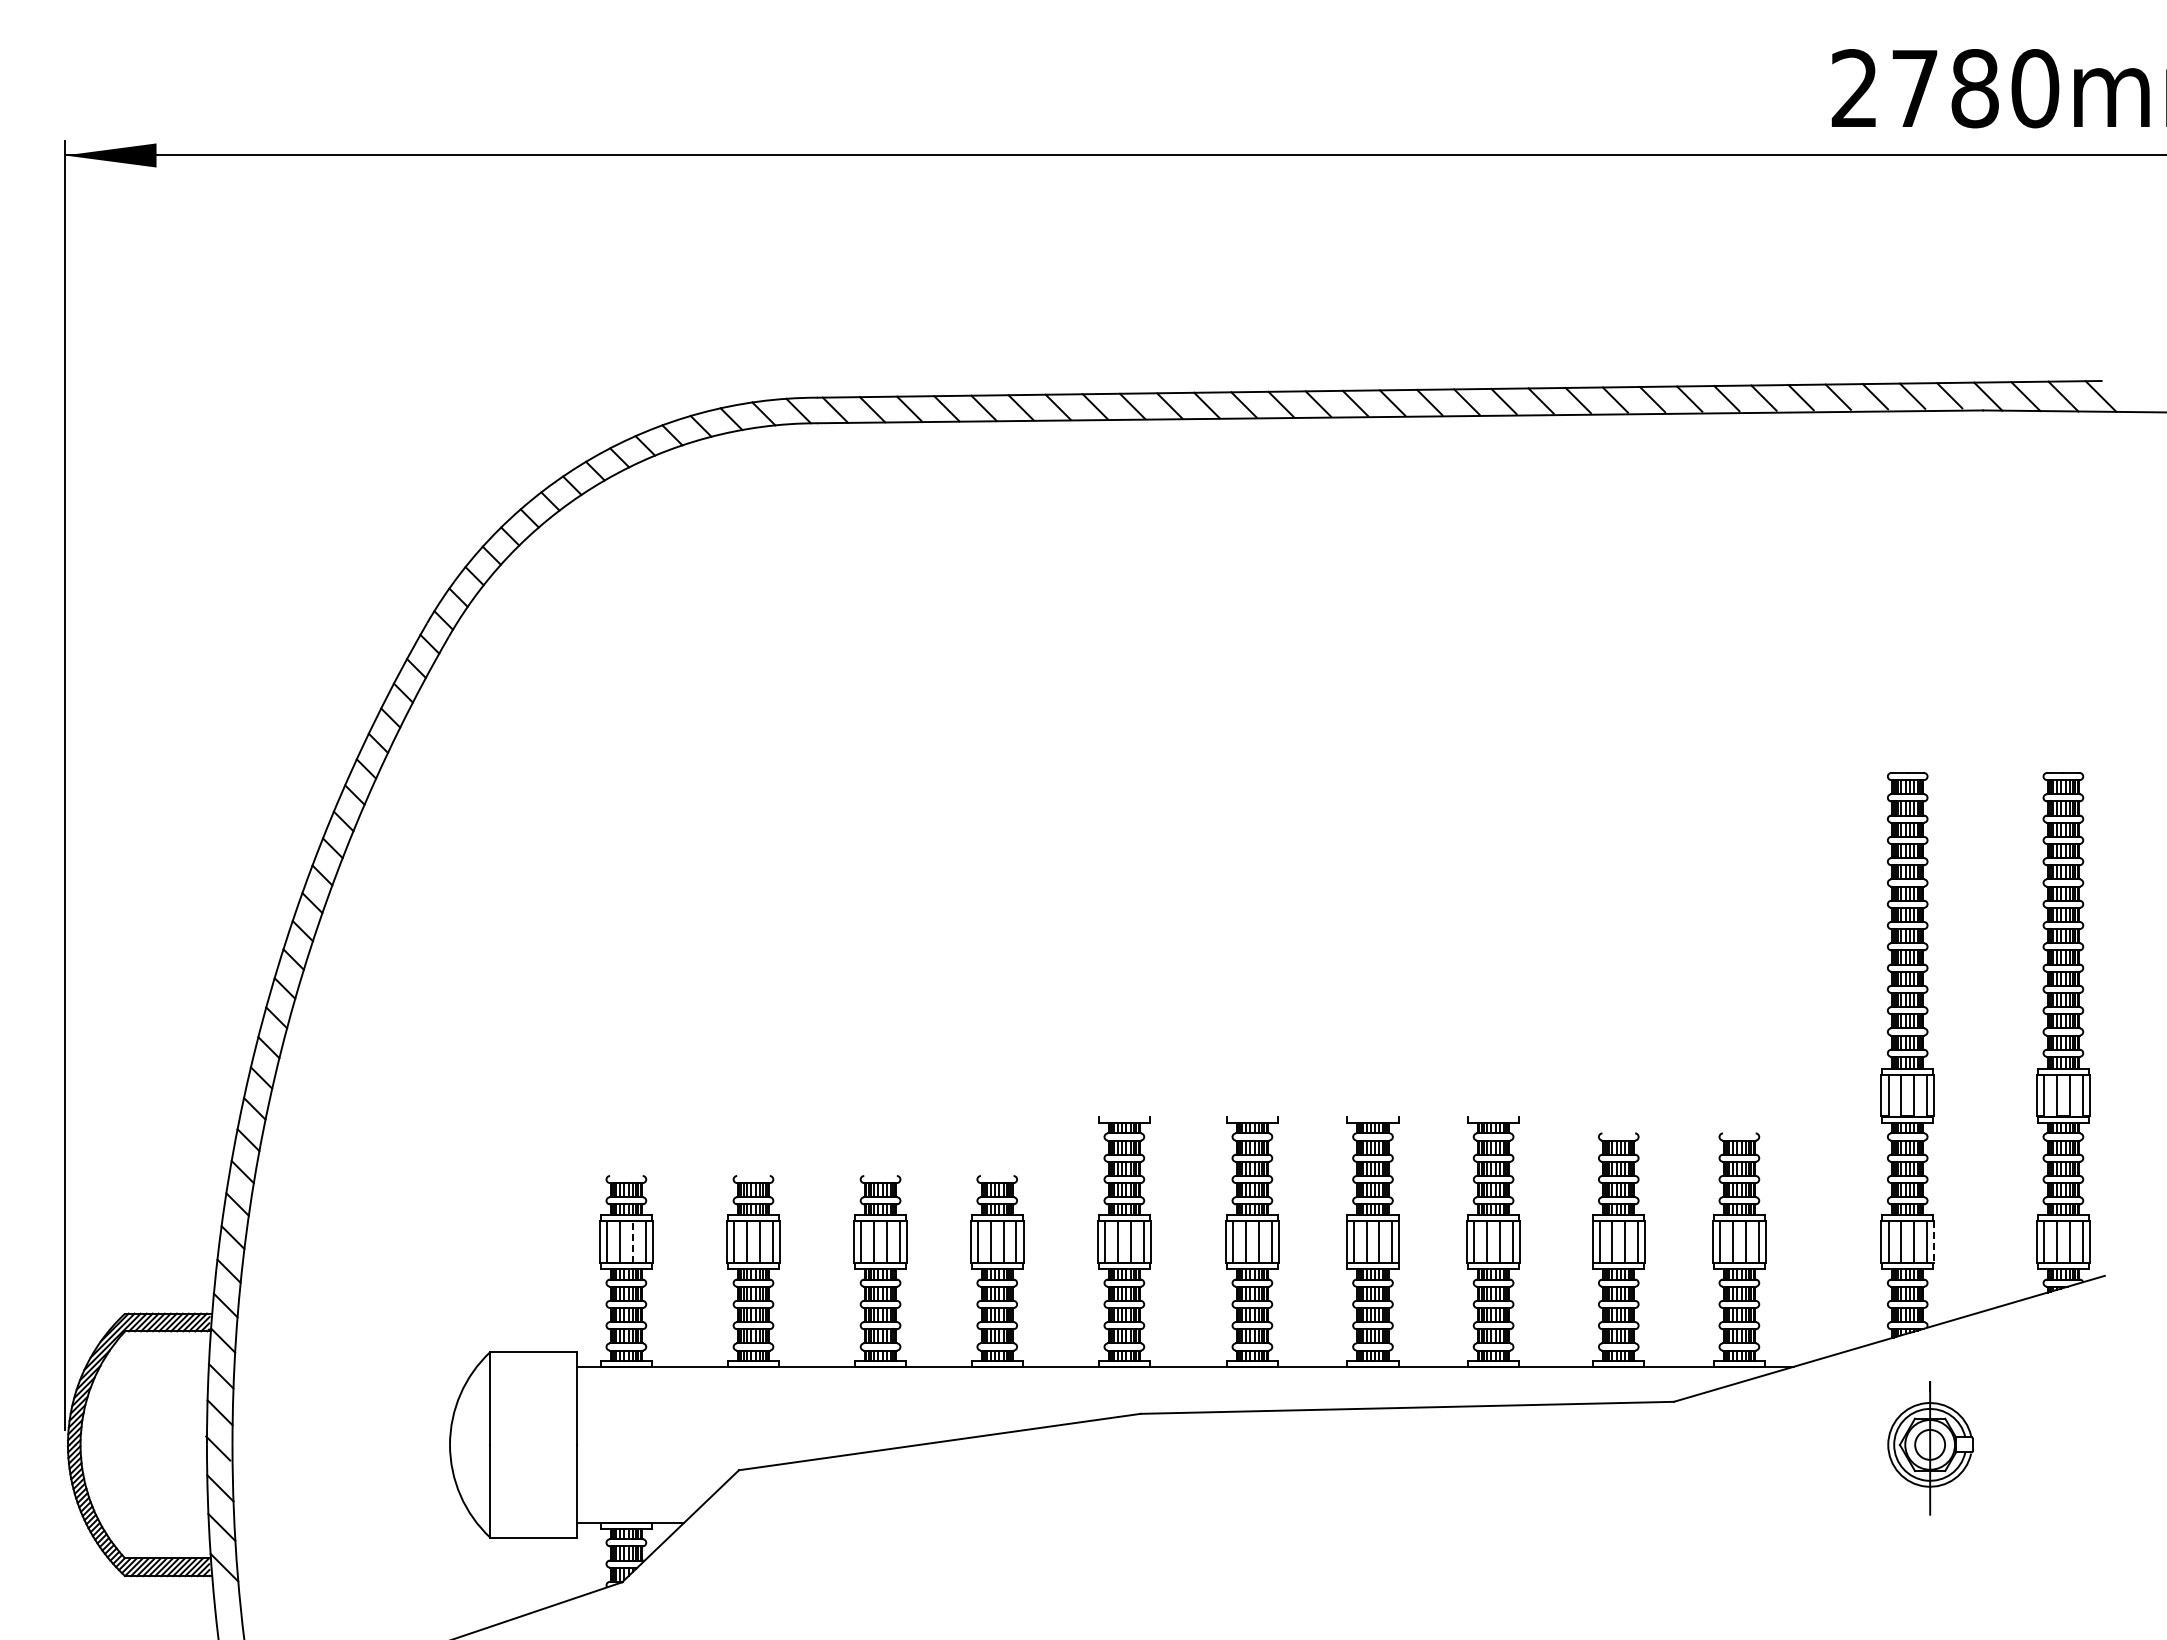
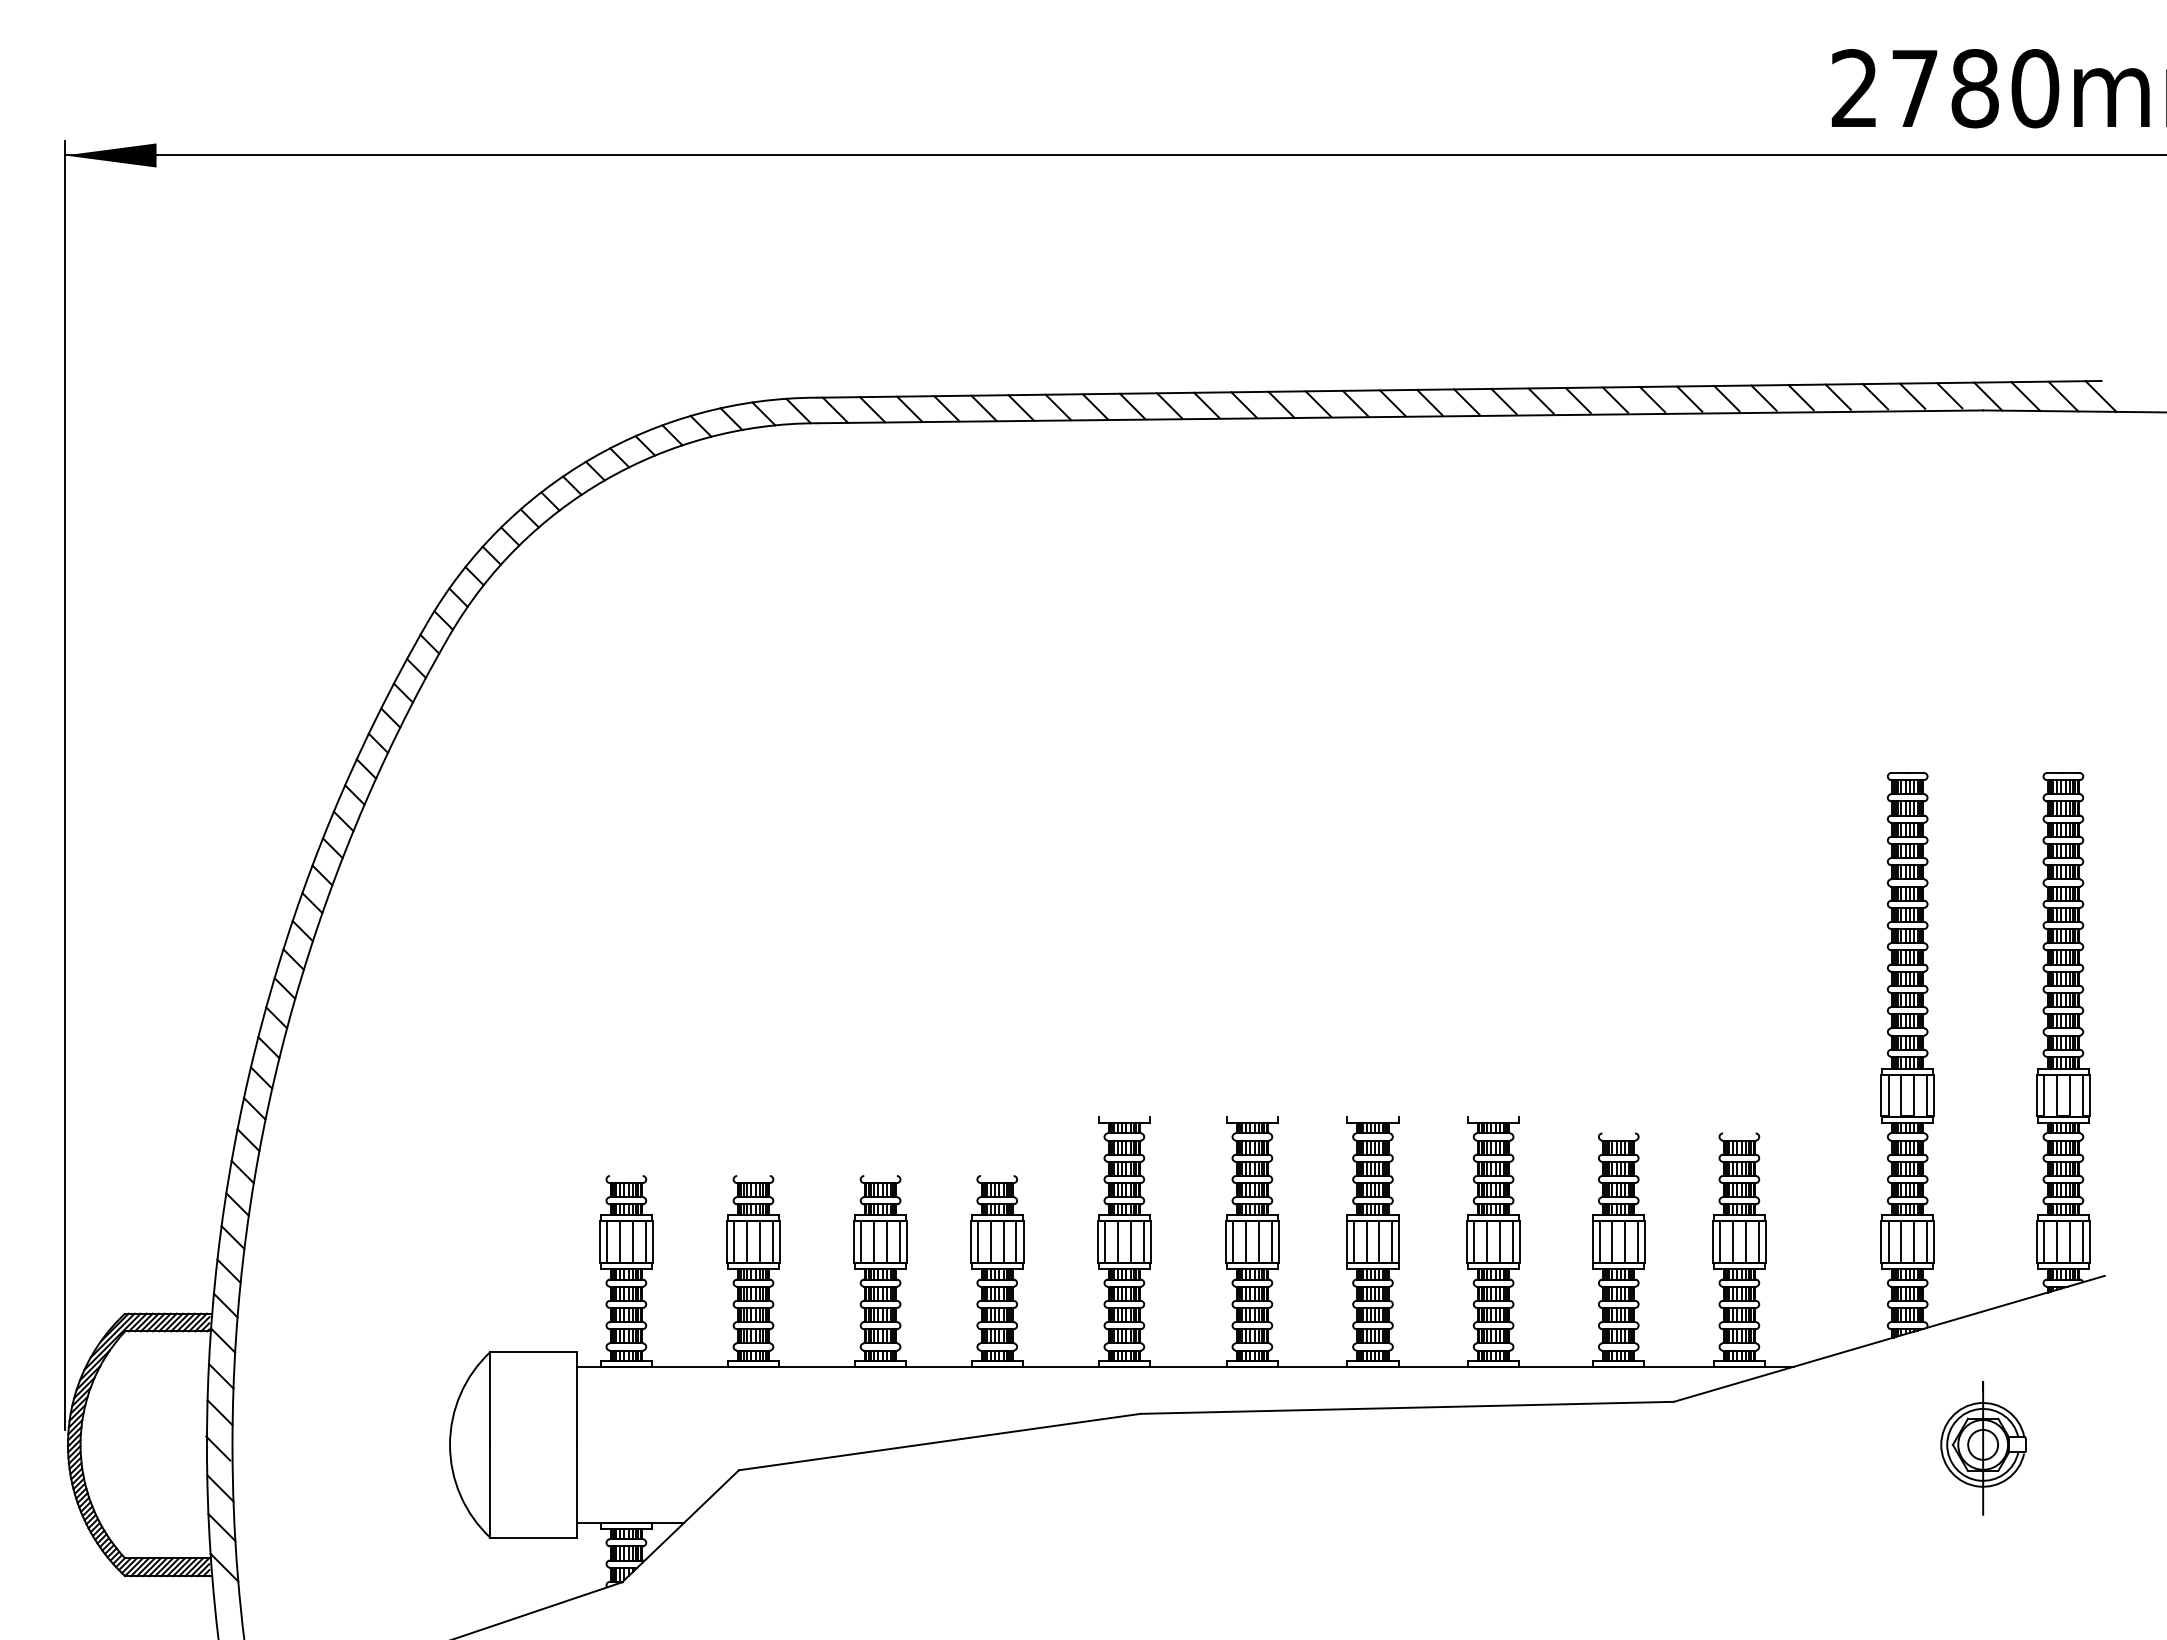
line: dashed -> solid (632, 1241)
line: dashed -> solid (1933, 1241)
part position: (1930, 1448) -> (1983, 1448) (1983, 1448)
